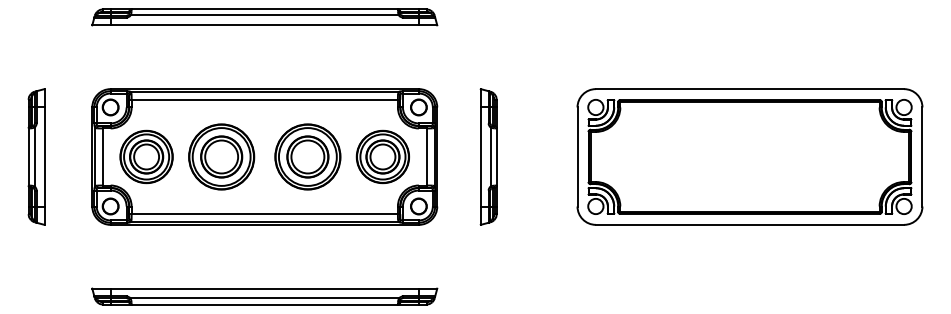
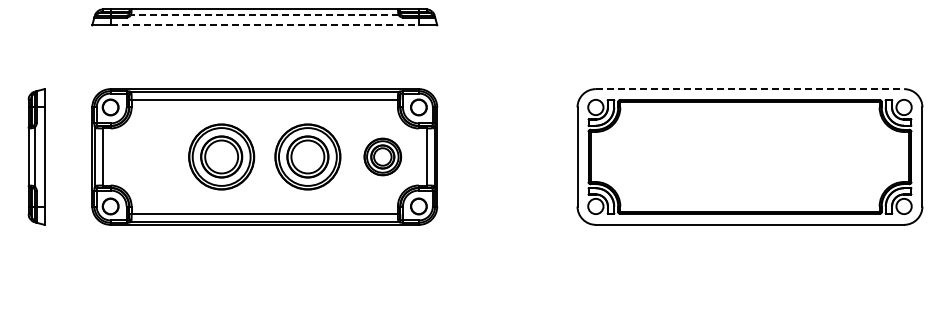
line: solid -> dashed (264, 15)
line: solid -> dashed (265, 25)
line: solid -> dashed (750, 89)
part: present -> none (146, 156)
part size: 55x56 px -> 39x40 px (382, 156)
part: present -> none (488, 156)
part: present -> none (264, 296)
